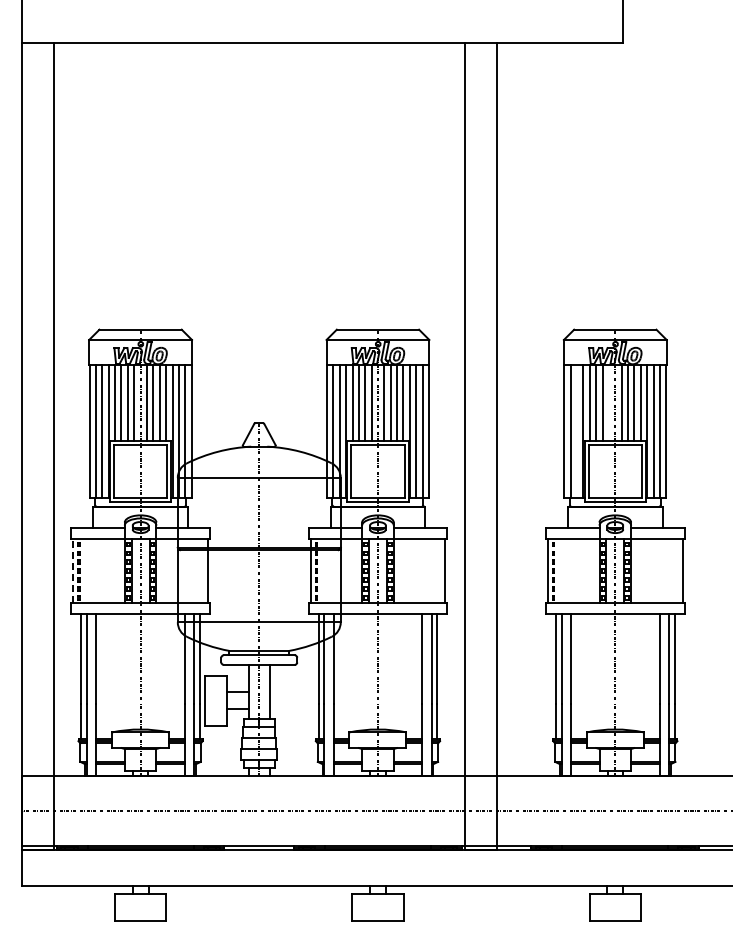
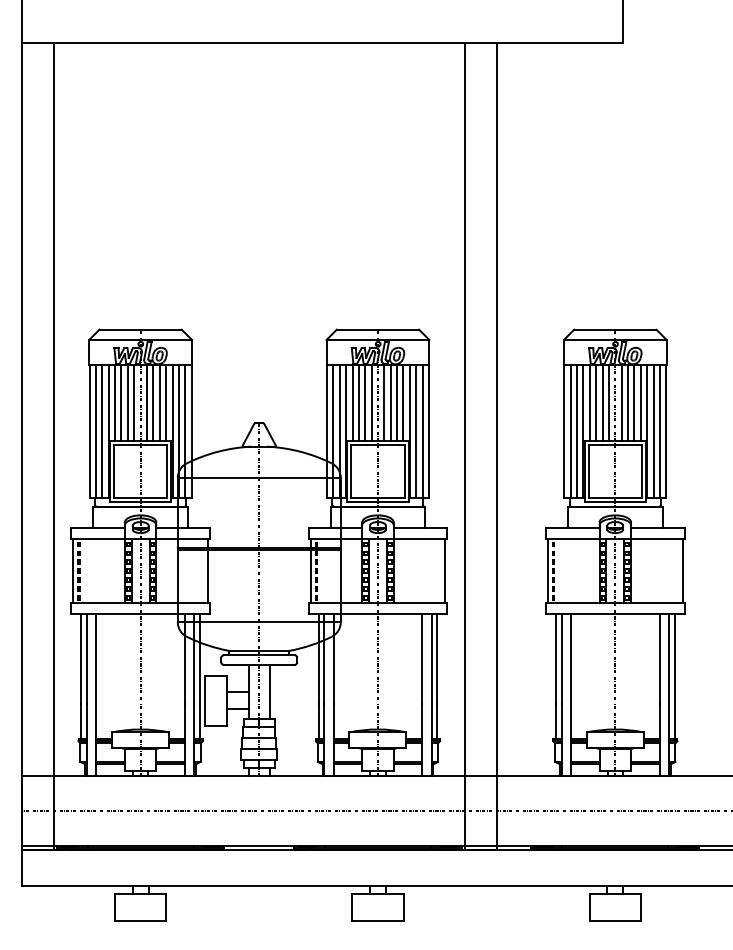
line: none -> present (608, 402)
line: none -> present (577, 431)
line: dashed -> solid (73, 570)
